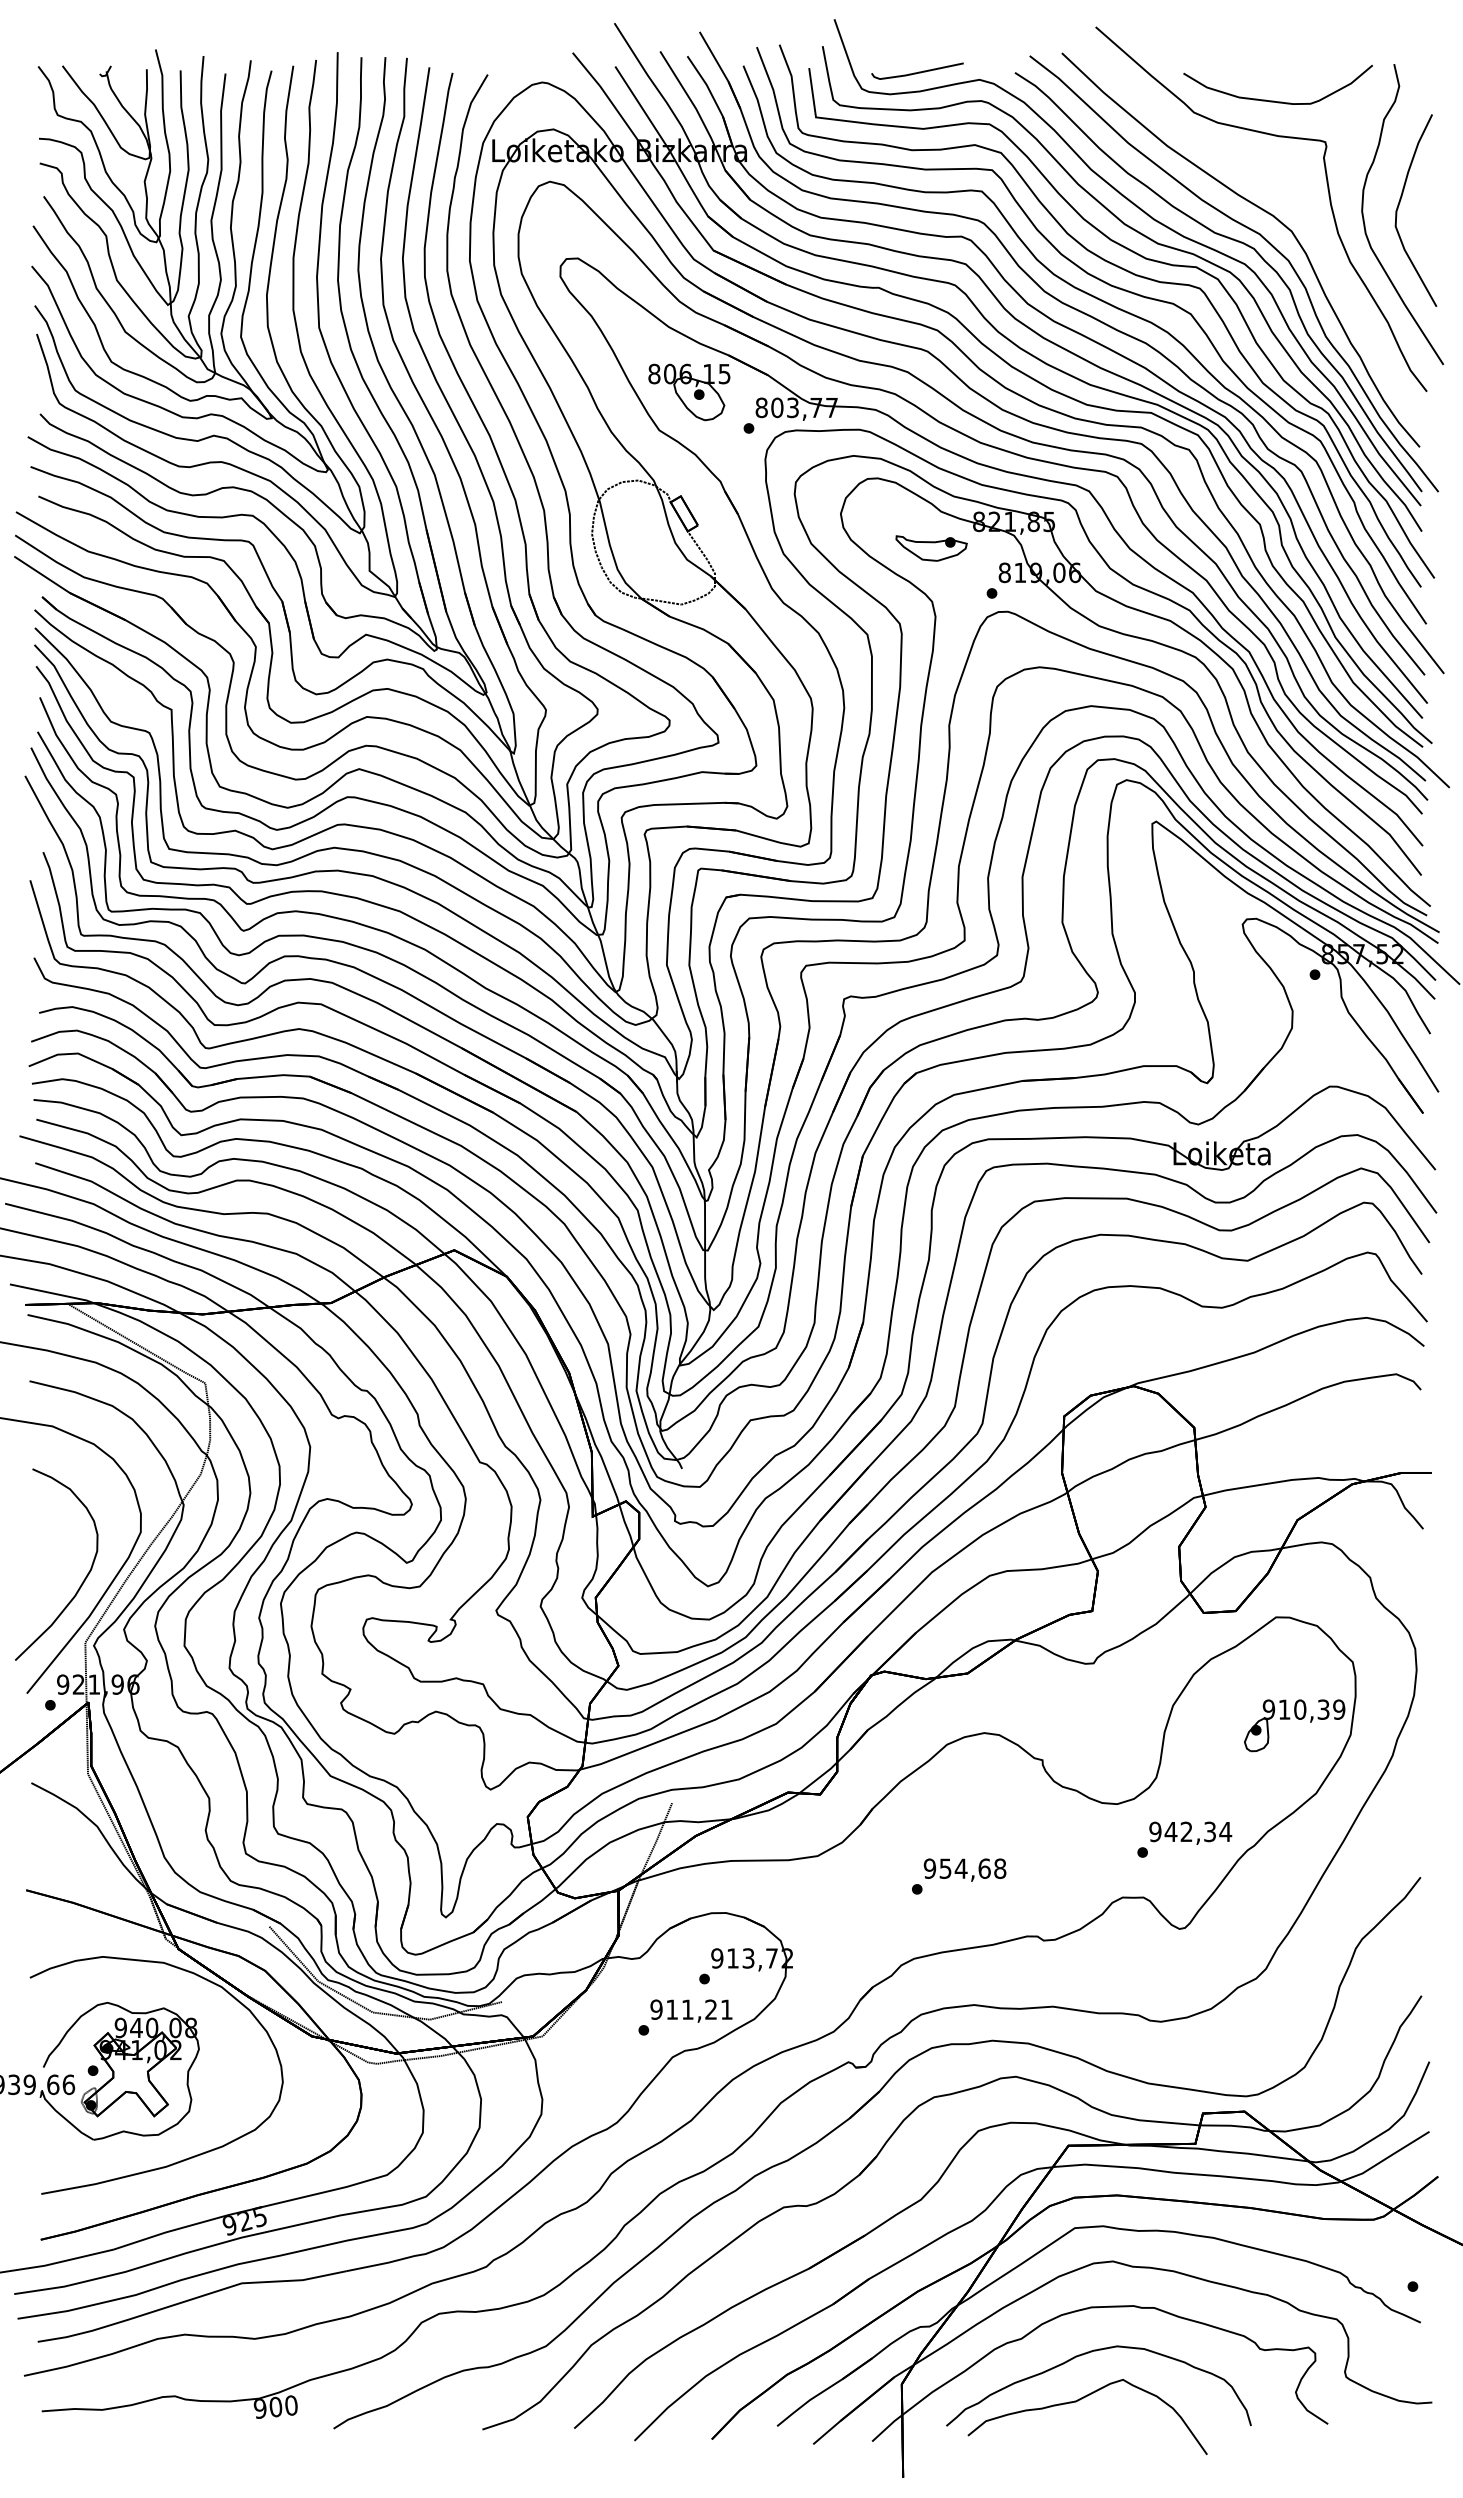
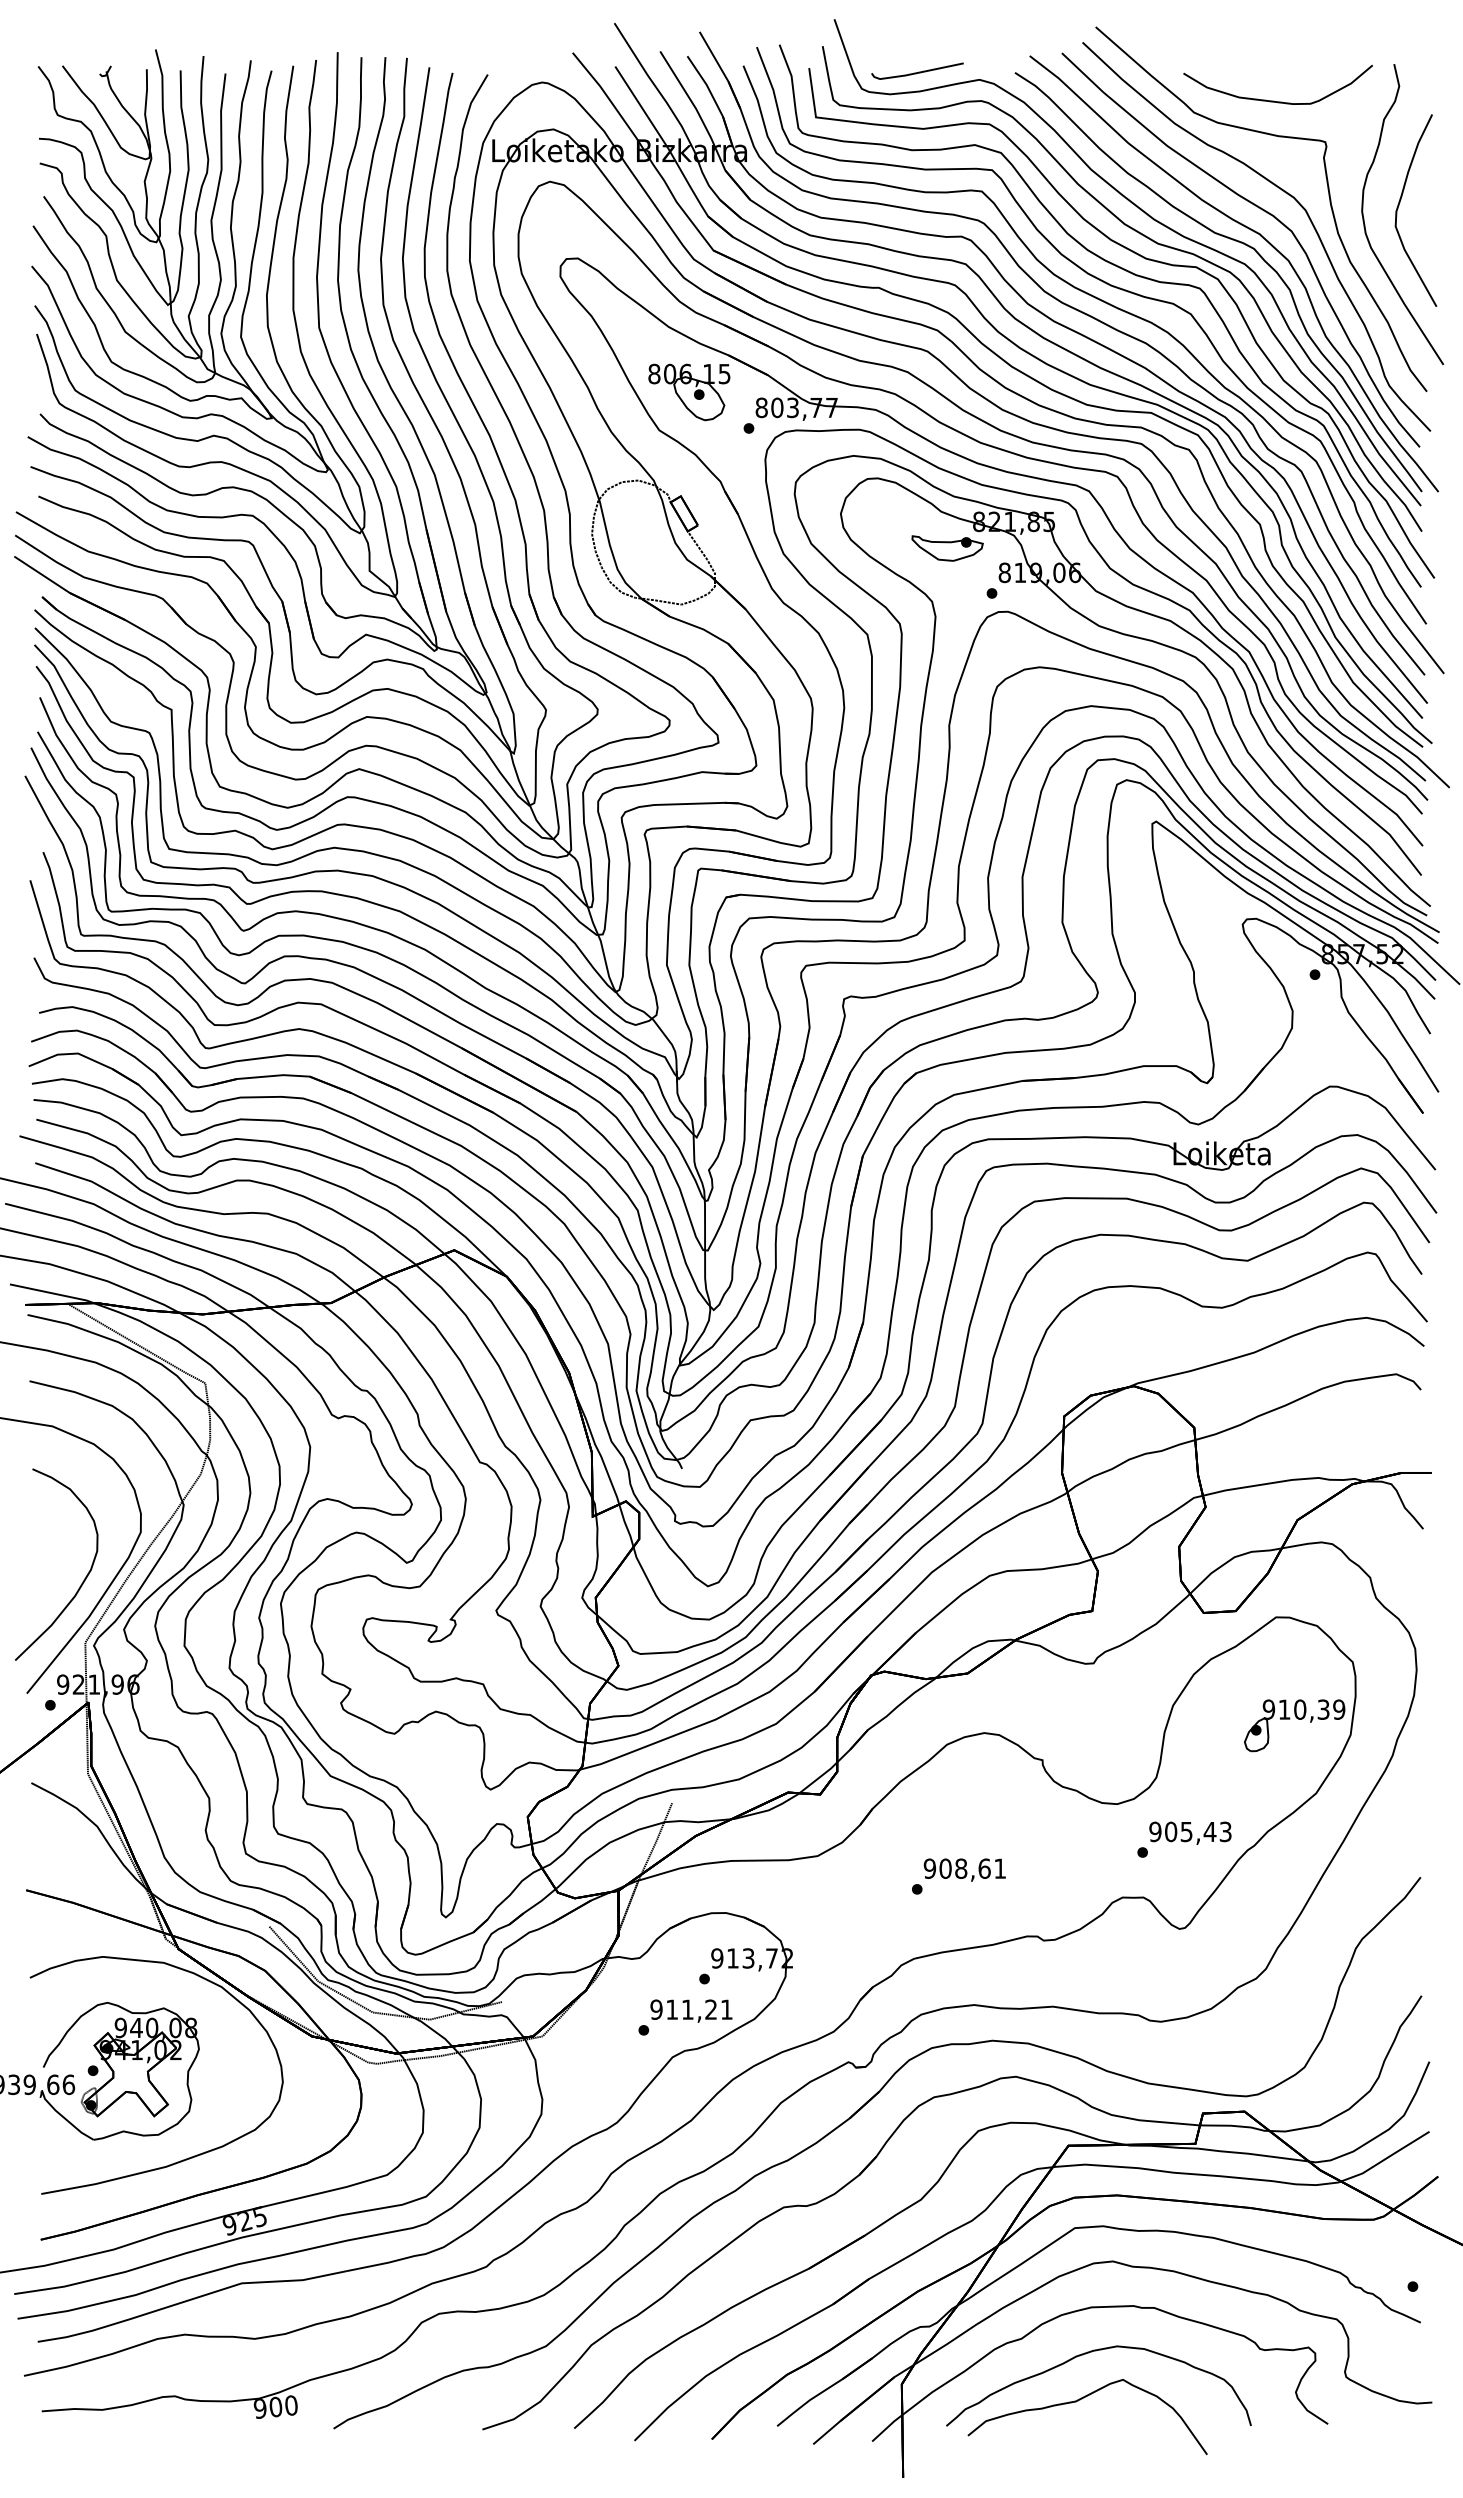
curve: none -> present (1285, 193)
part position: (931, 548) -> (947, 548) (947, 548)
text: 942,34 -> 905,43 (1198, 1831)
text: 954,68 -> 908,61 (972, 1868)
